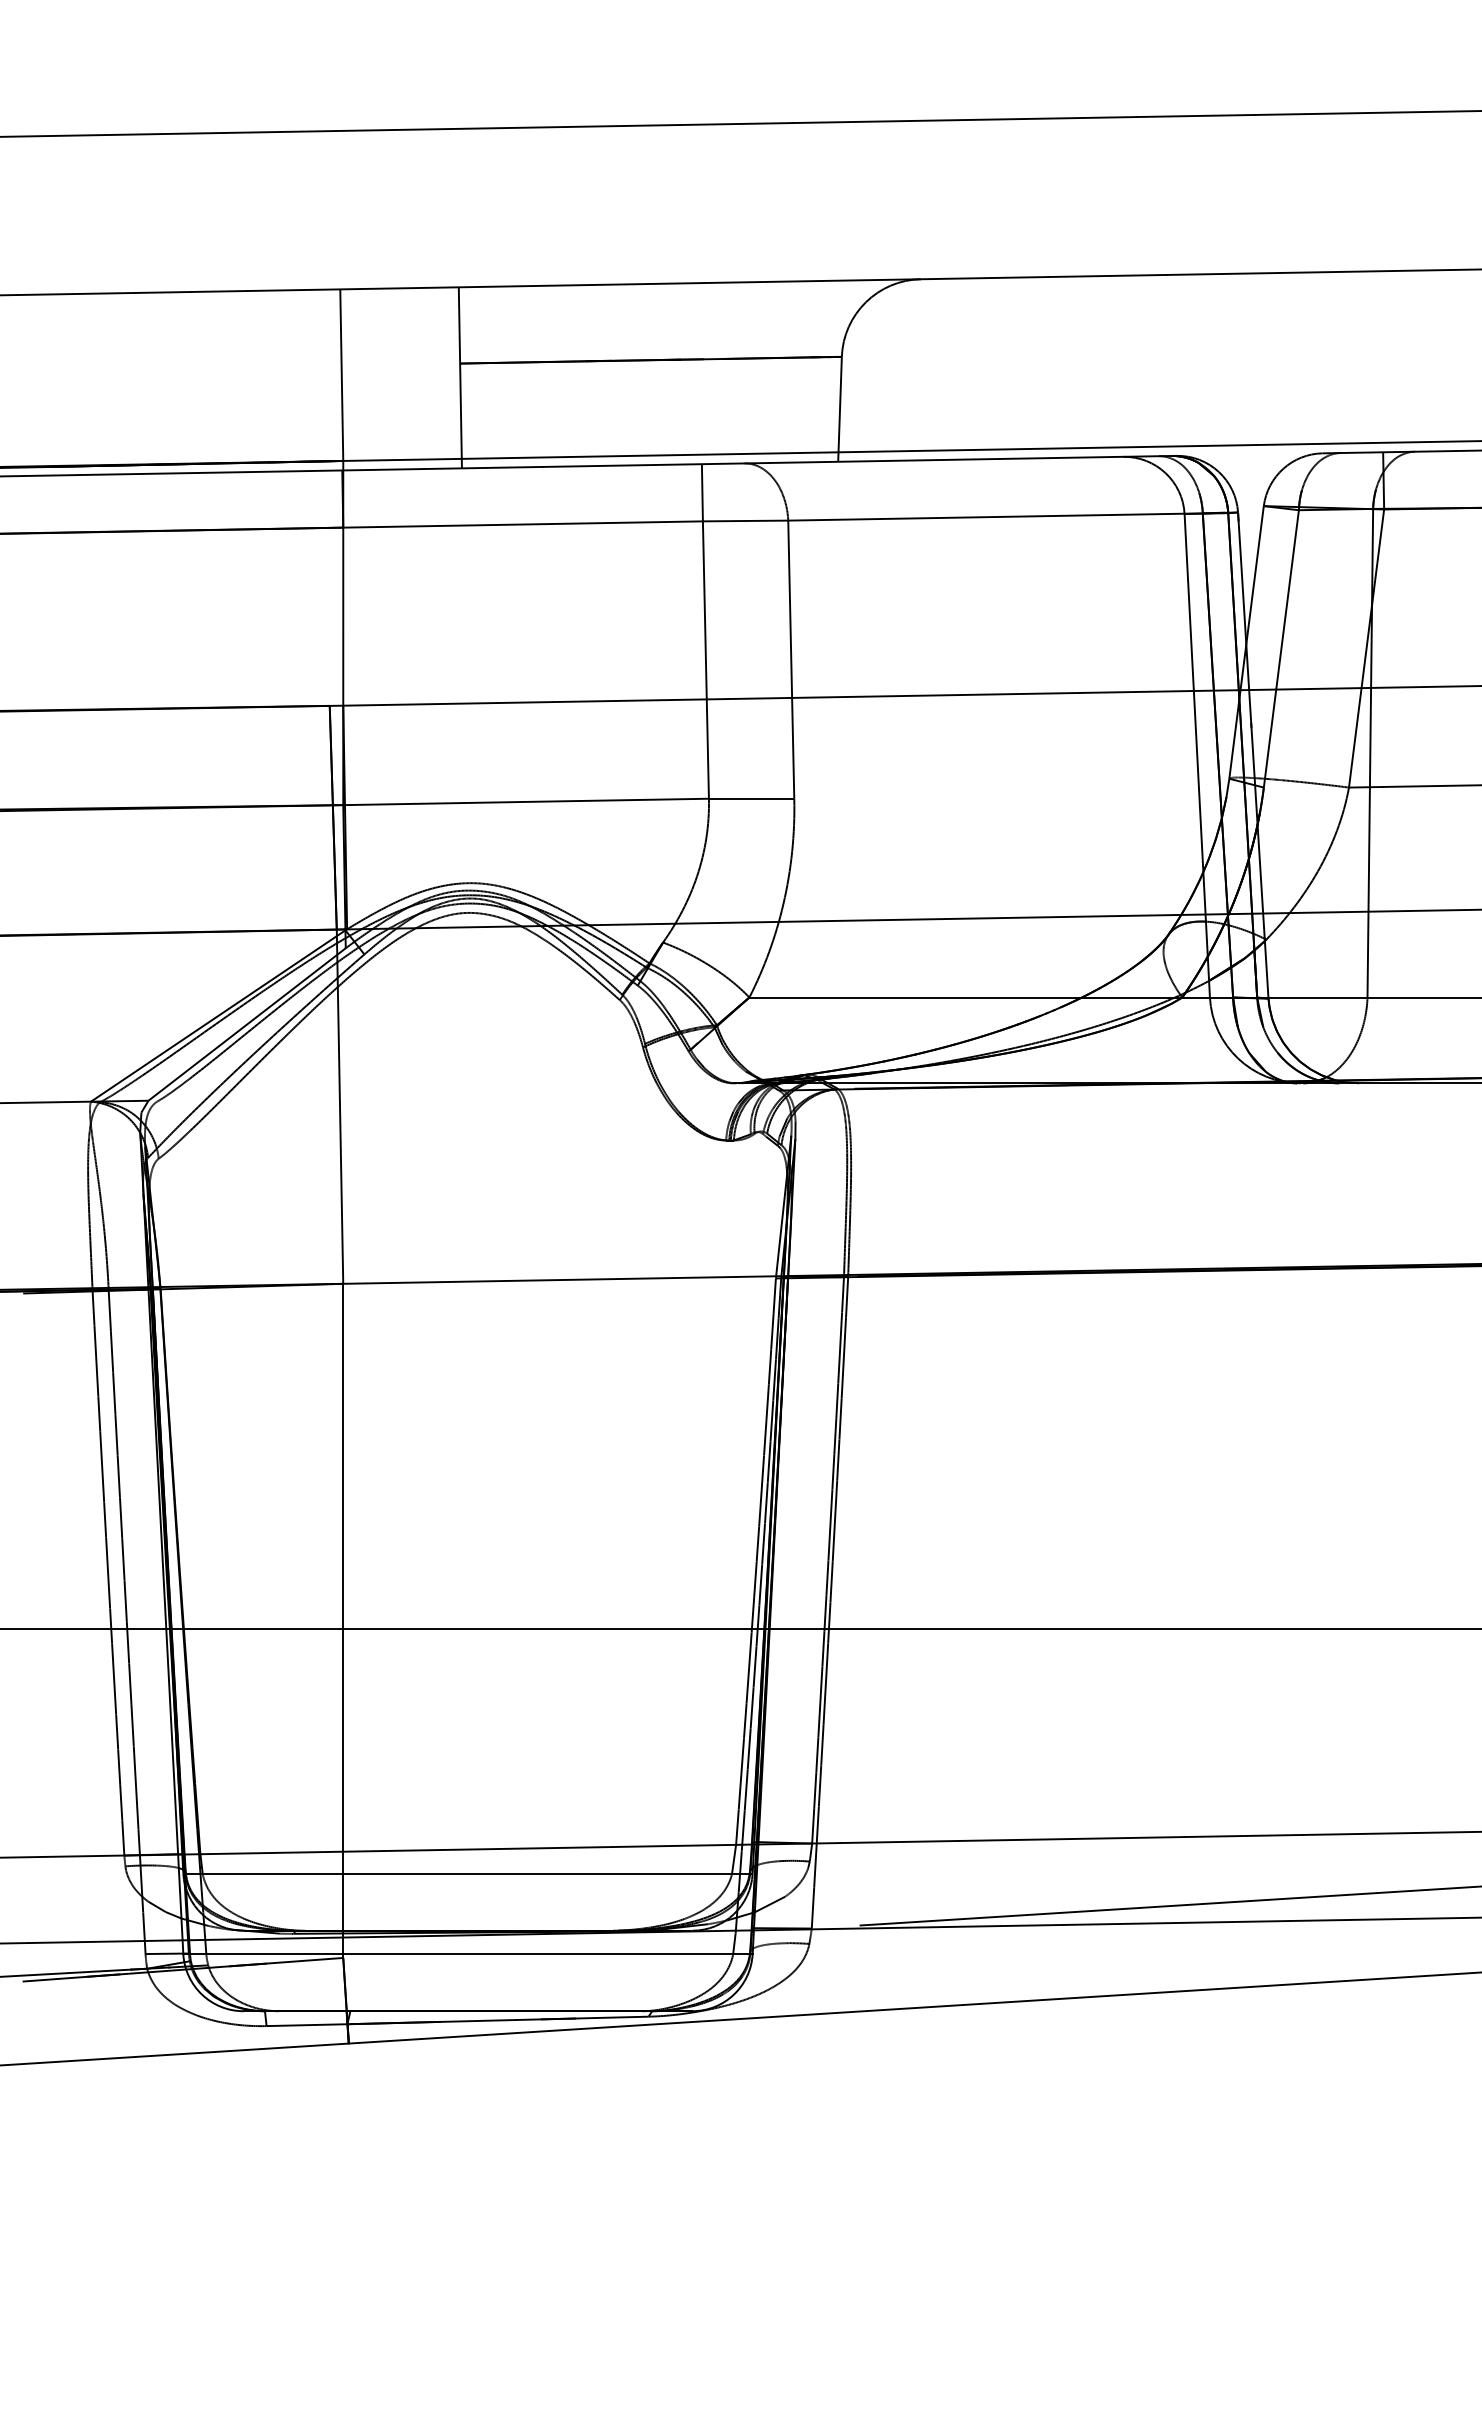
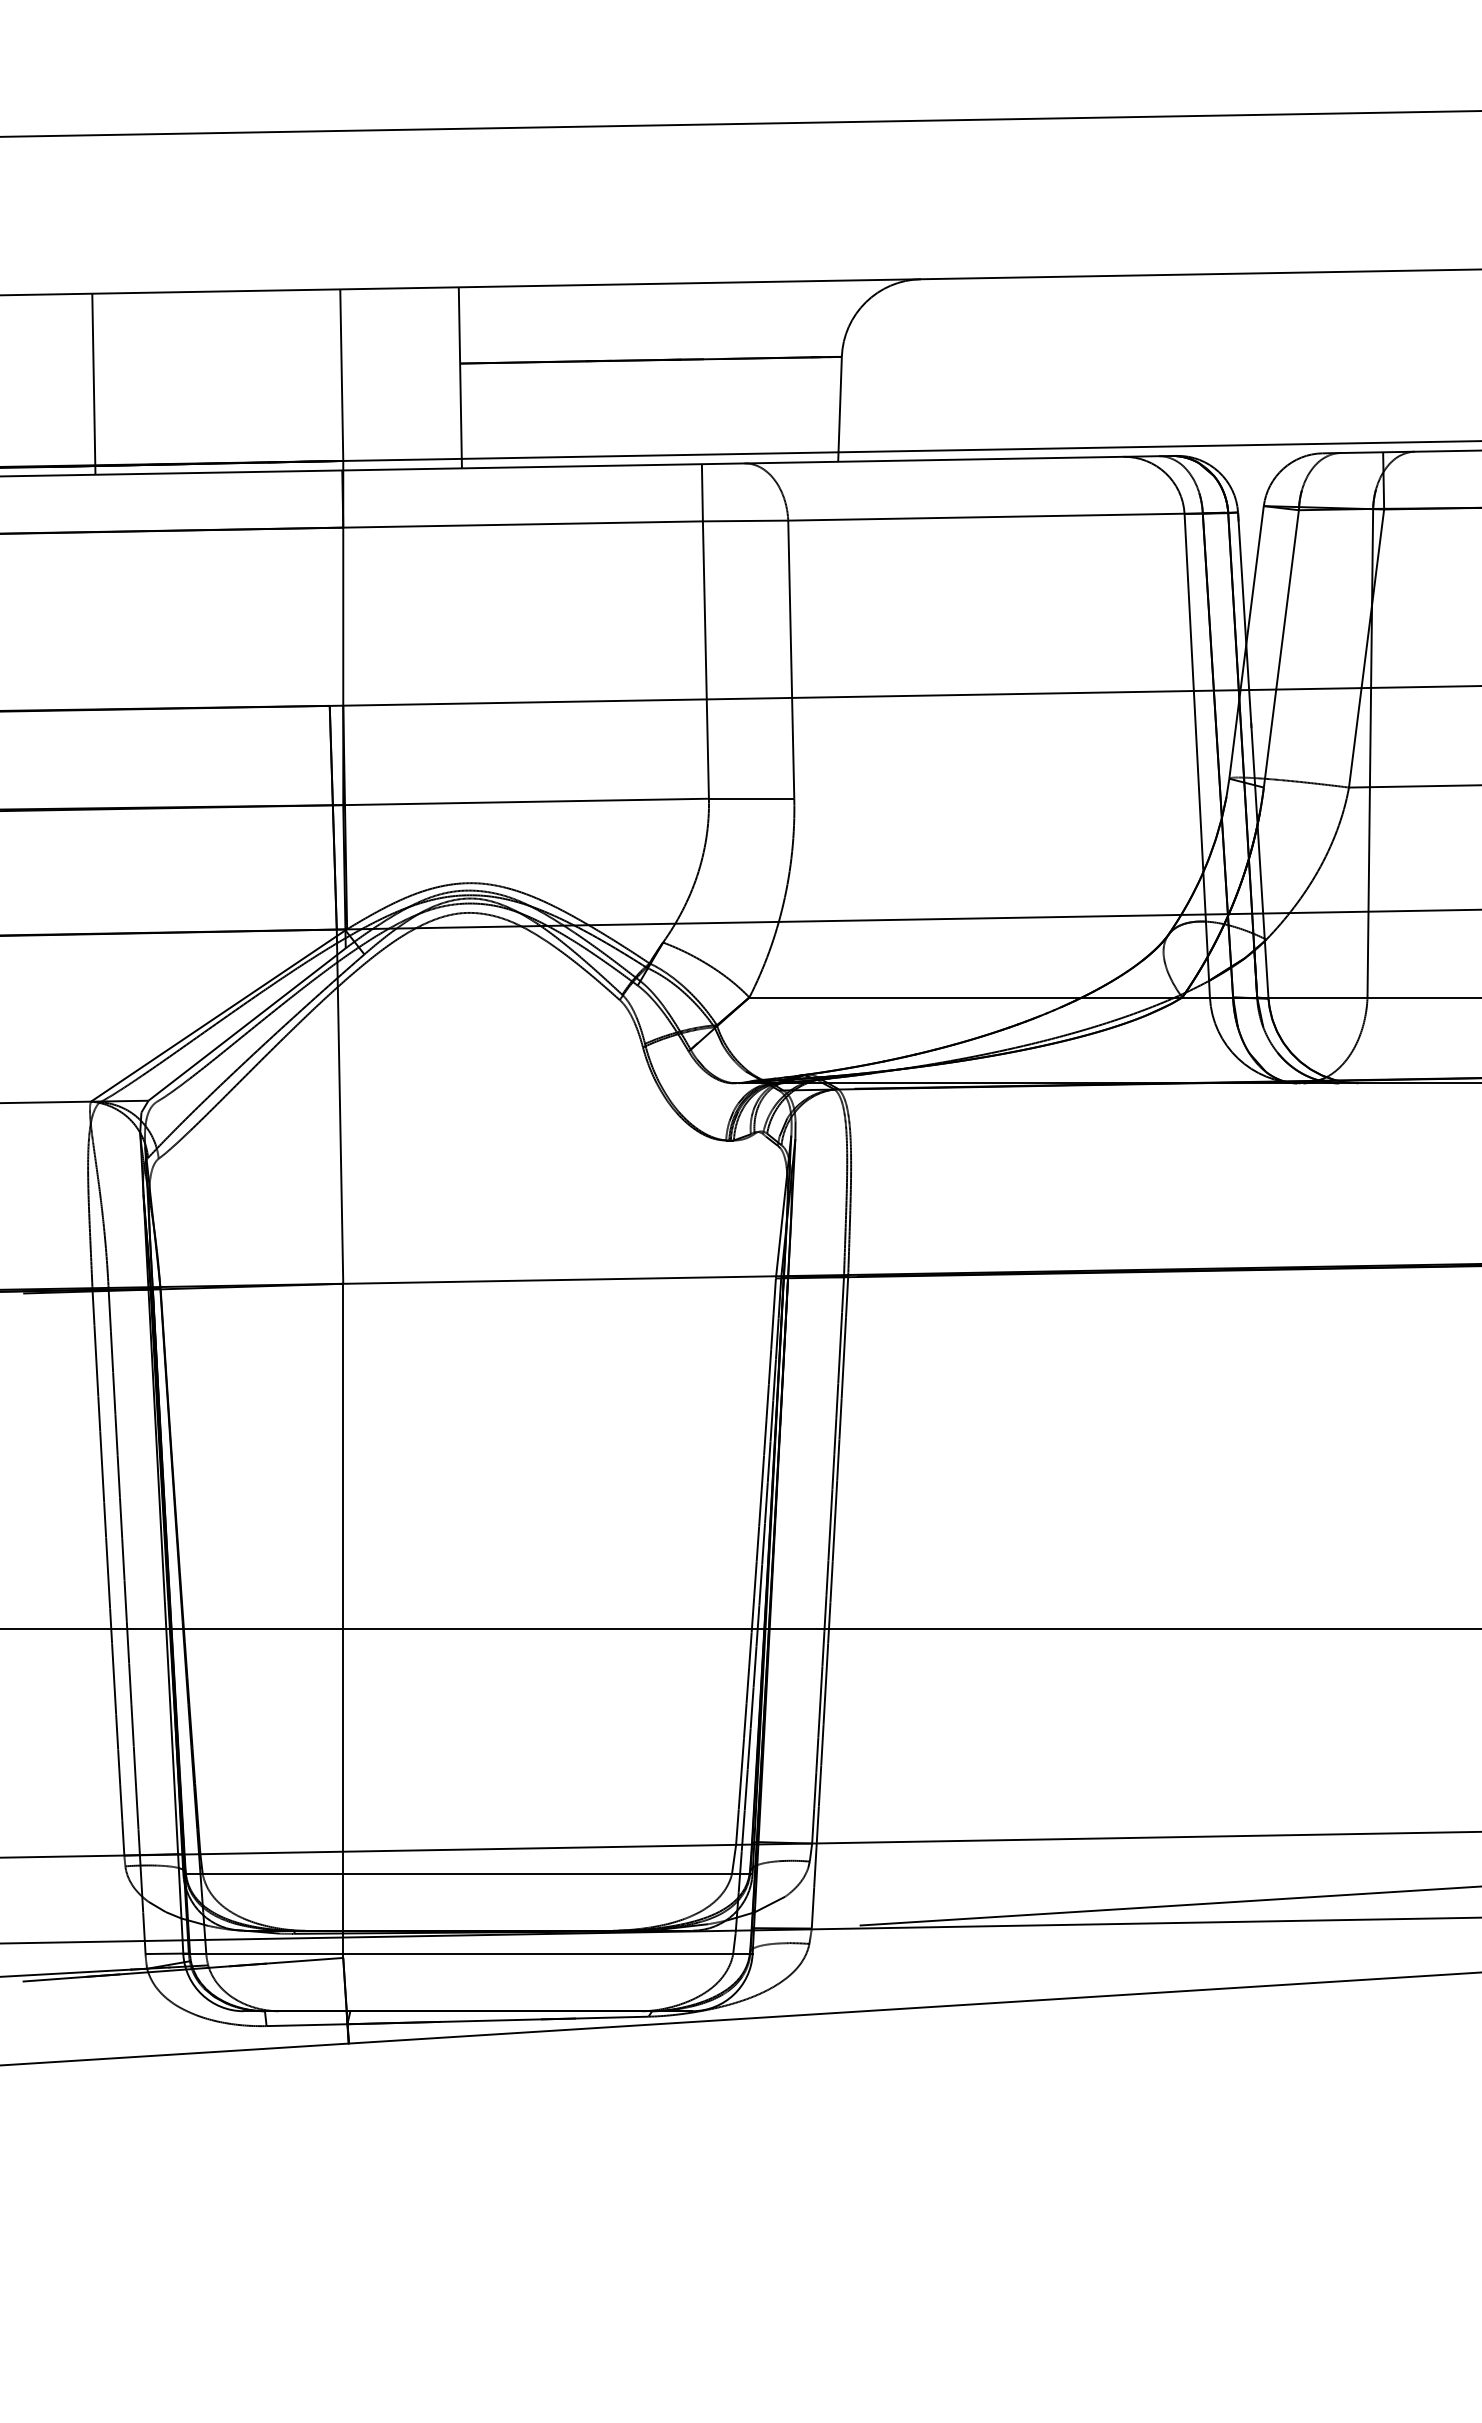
line: none -> present (93, 383)
